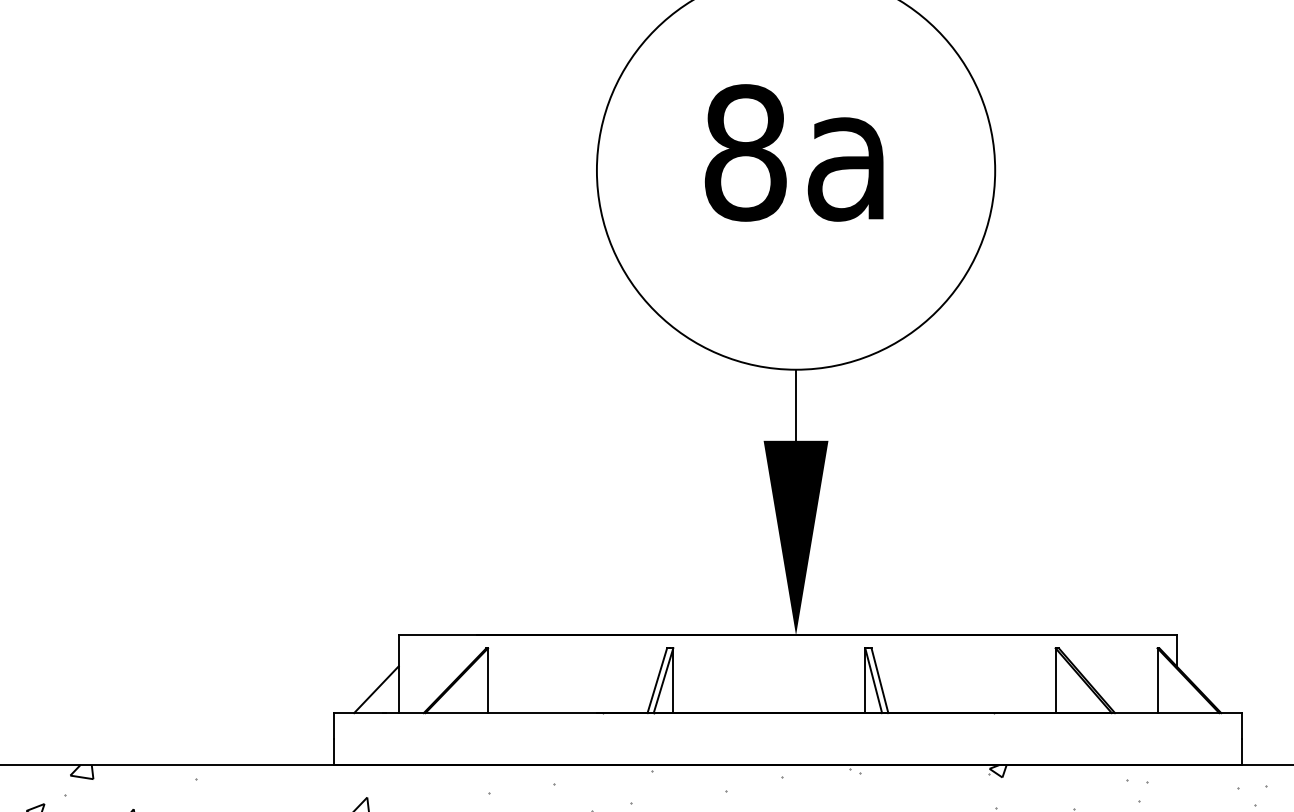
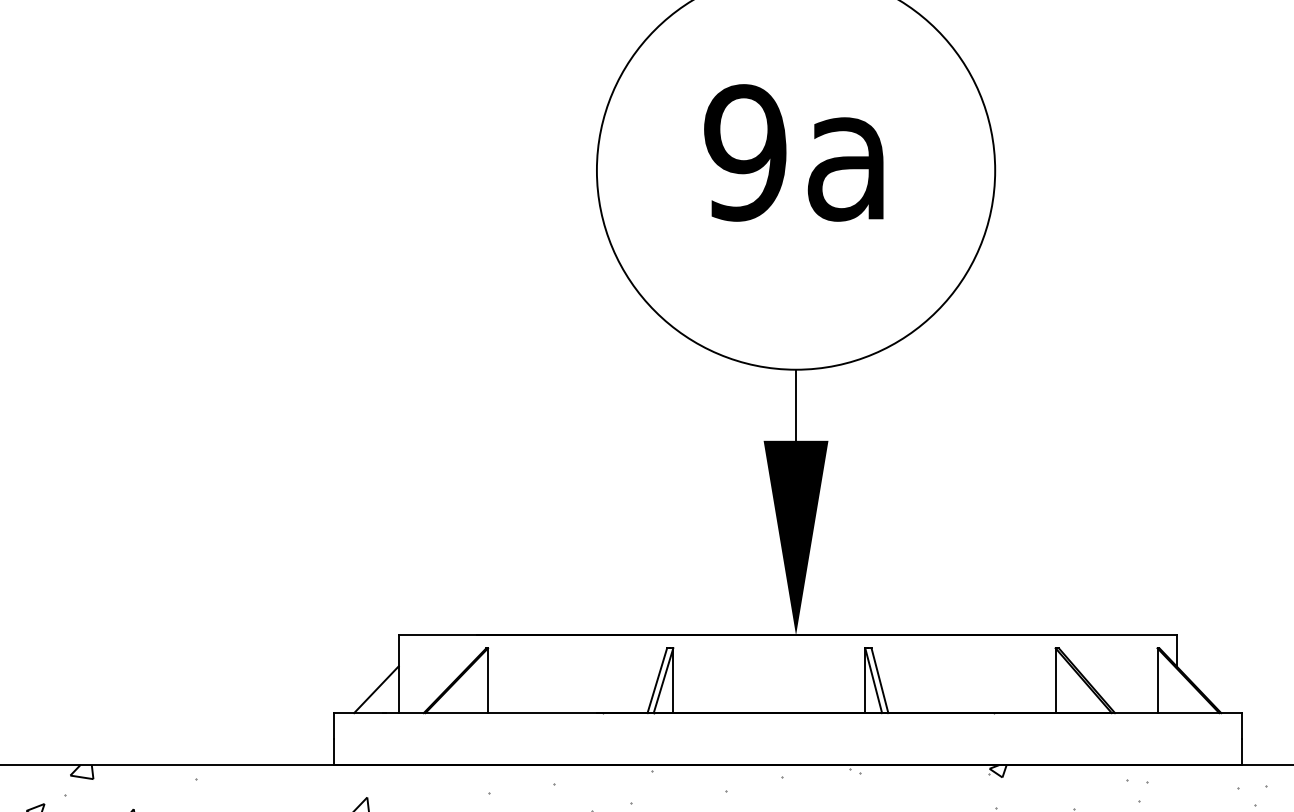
text: 8a -> 9a (745, 152)
